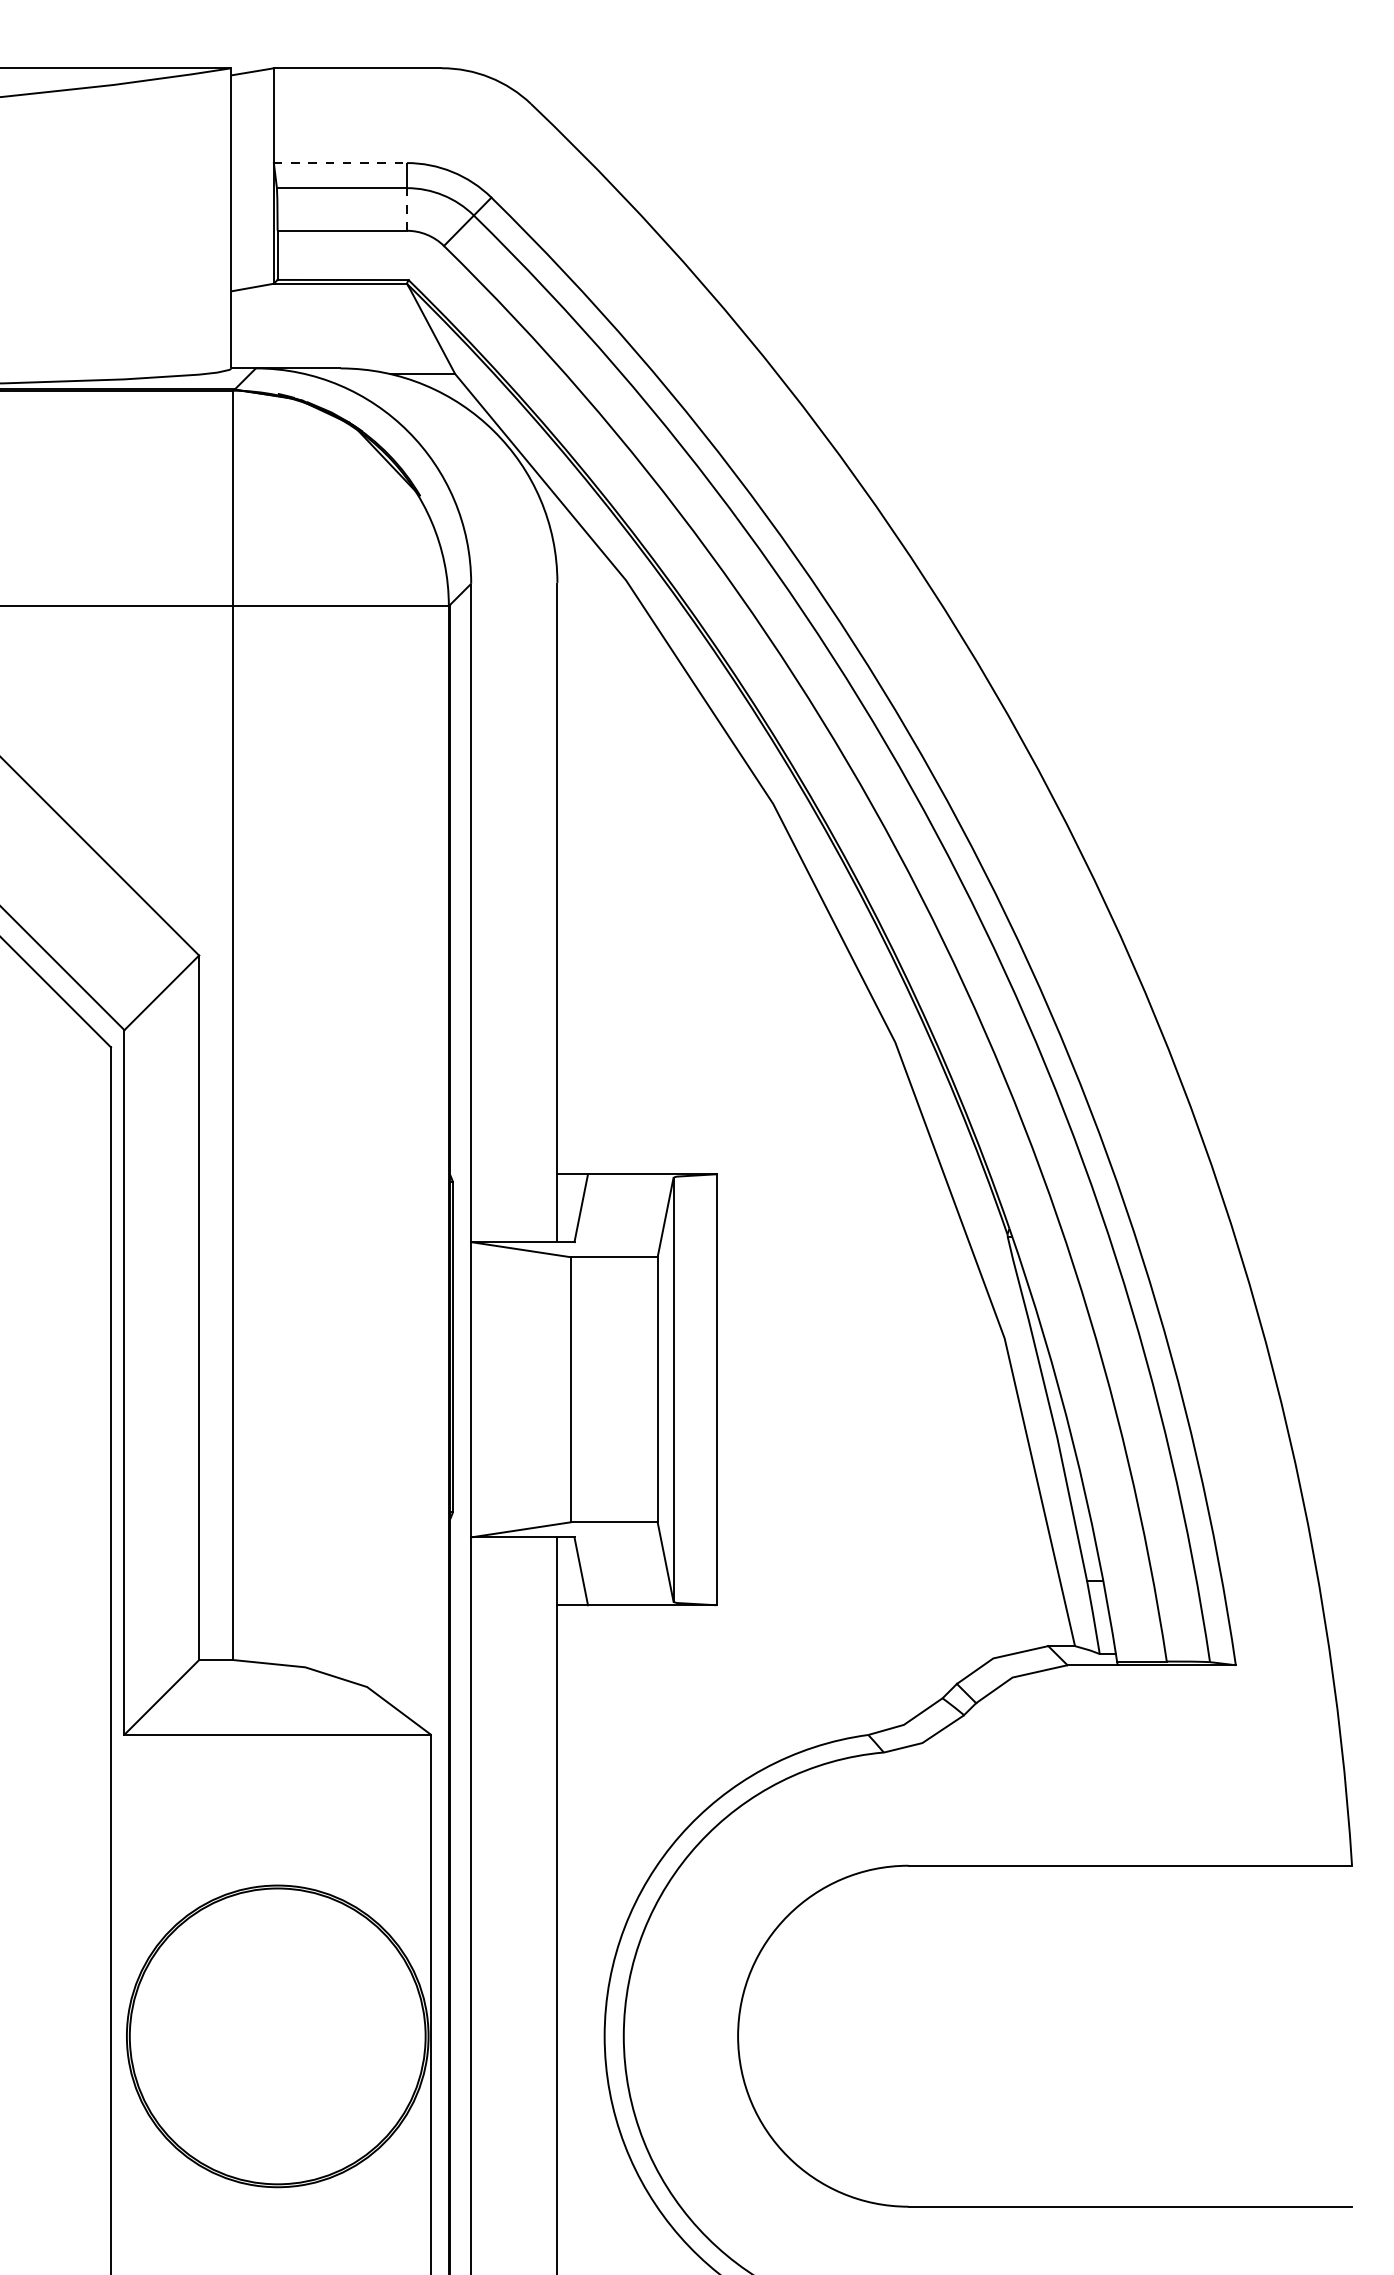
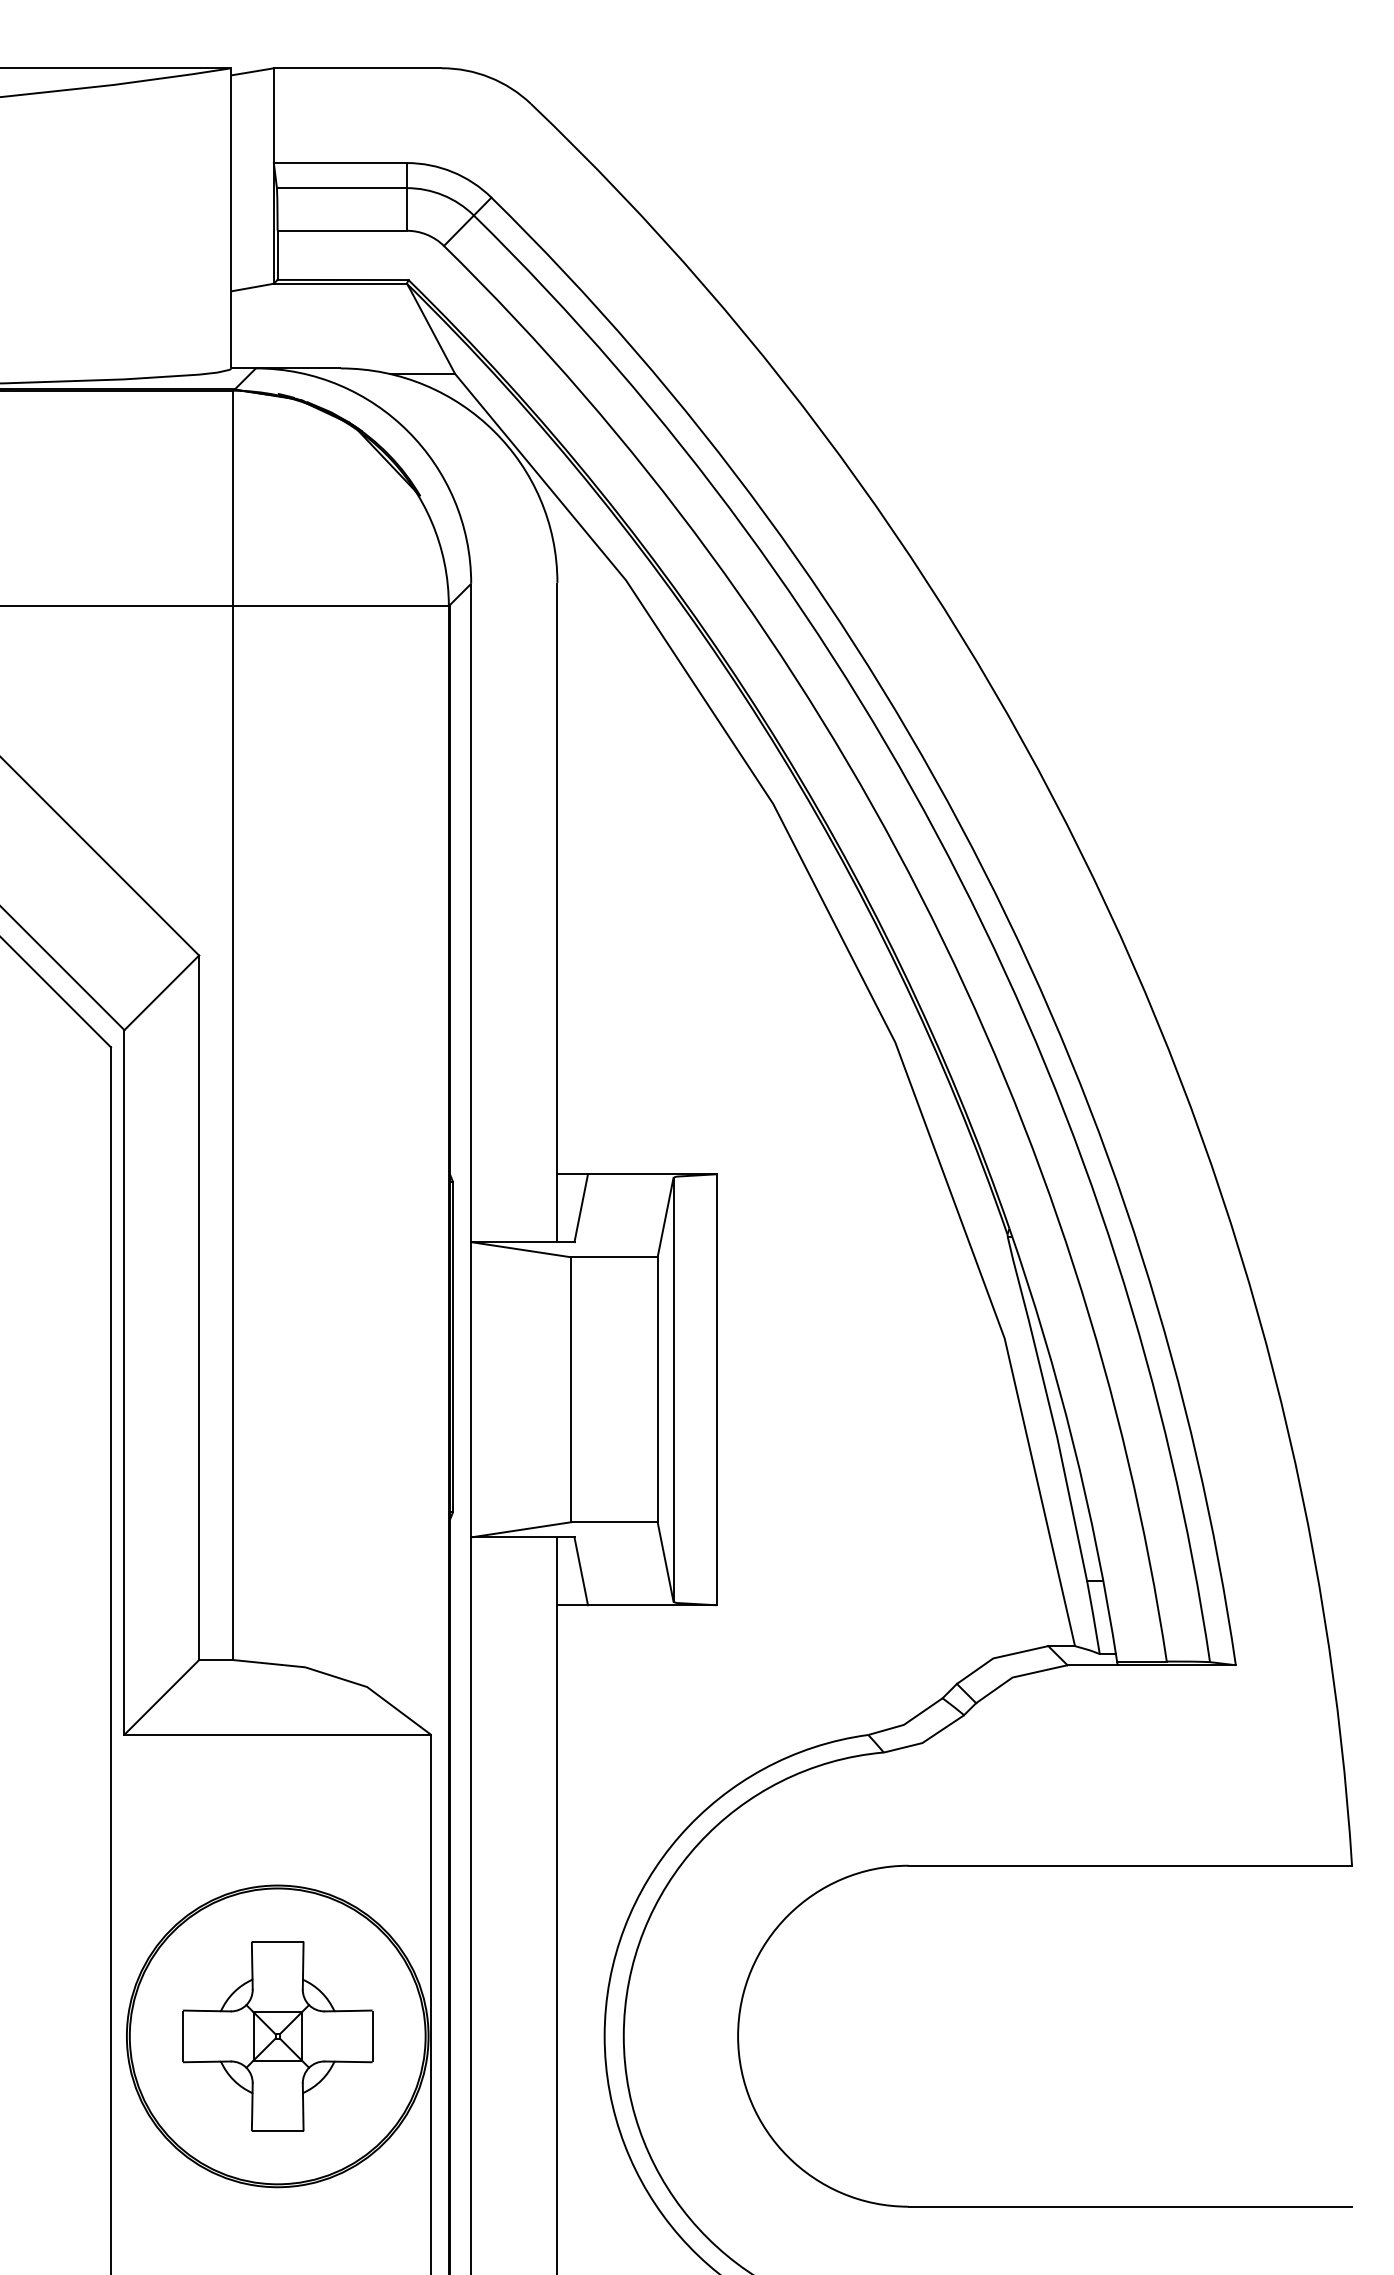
line: dashed -> solid (340, 163)
line: dashed -> solid (406, 208)
part: none -> present (277, 2036)
